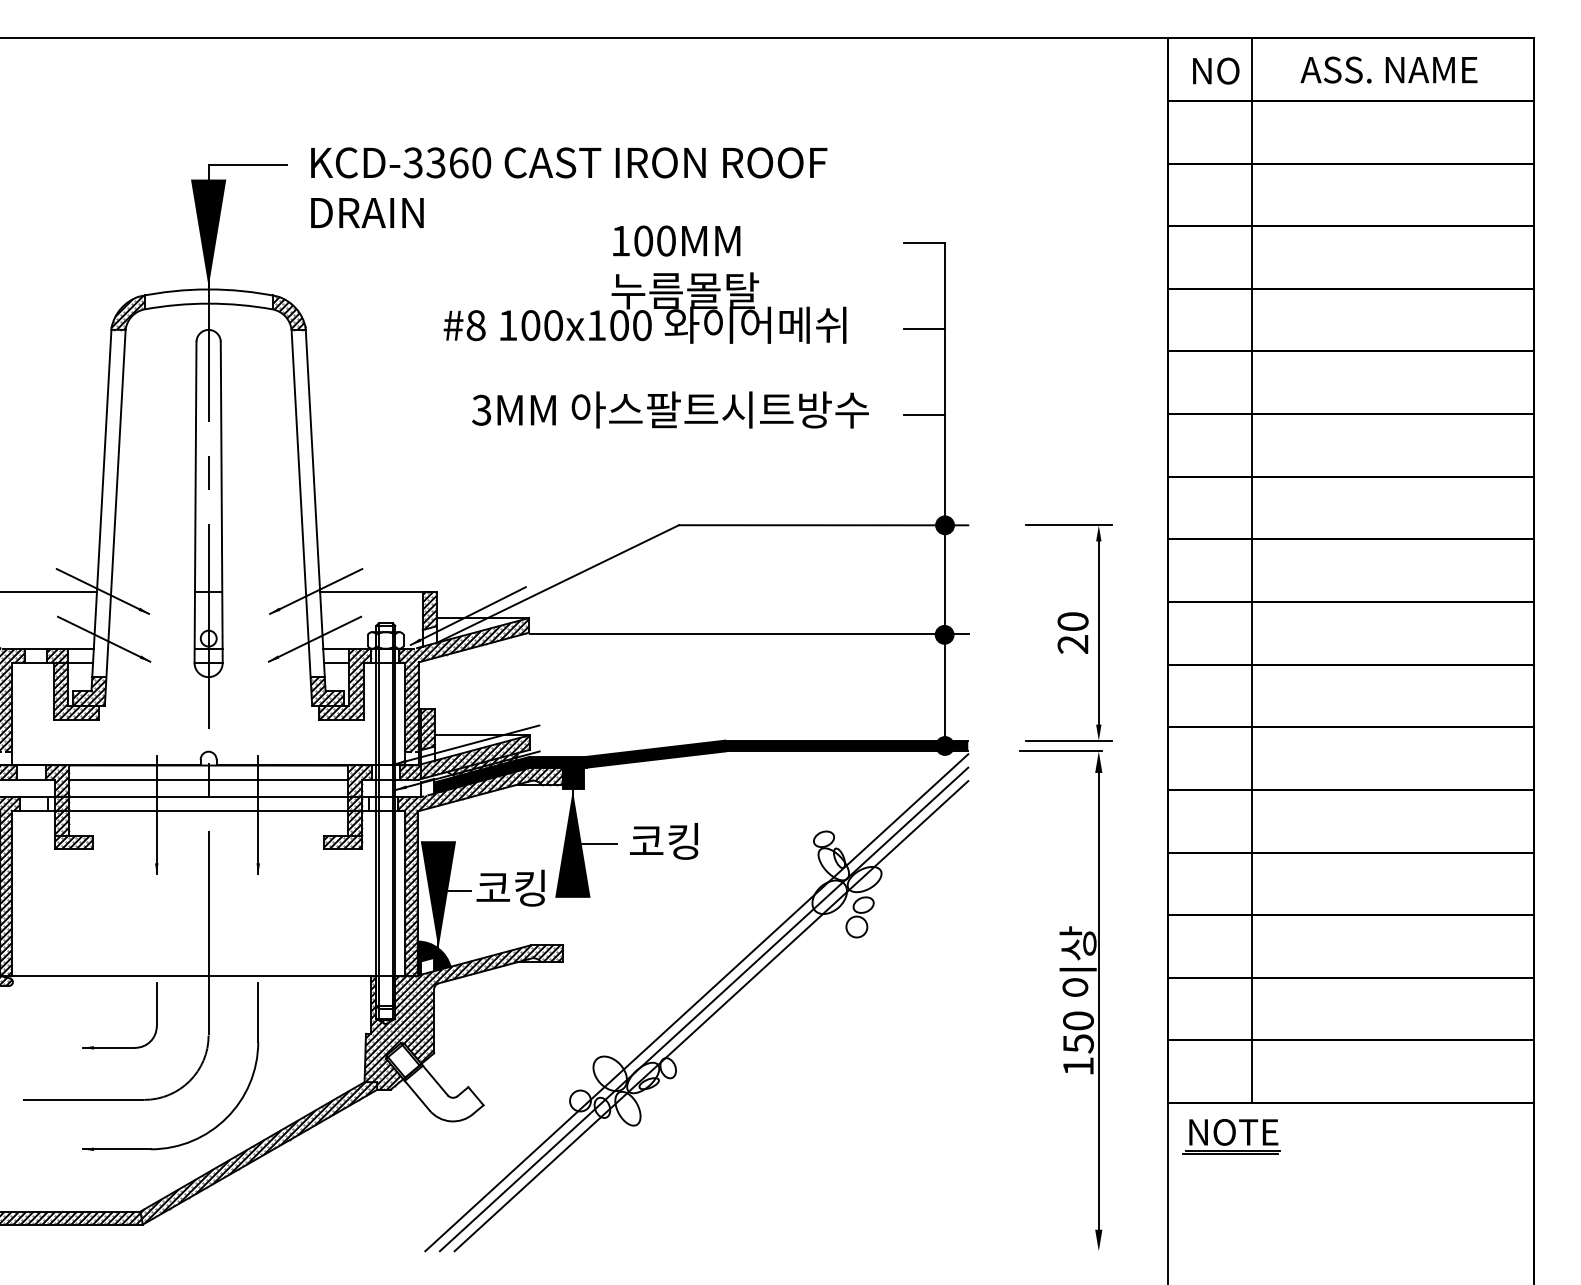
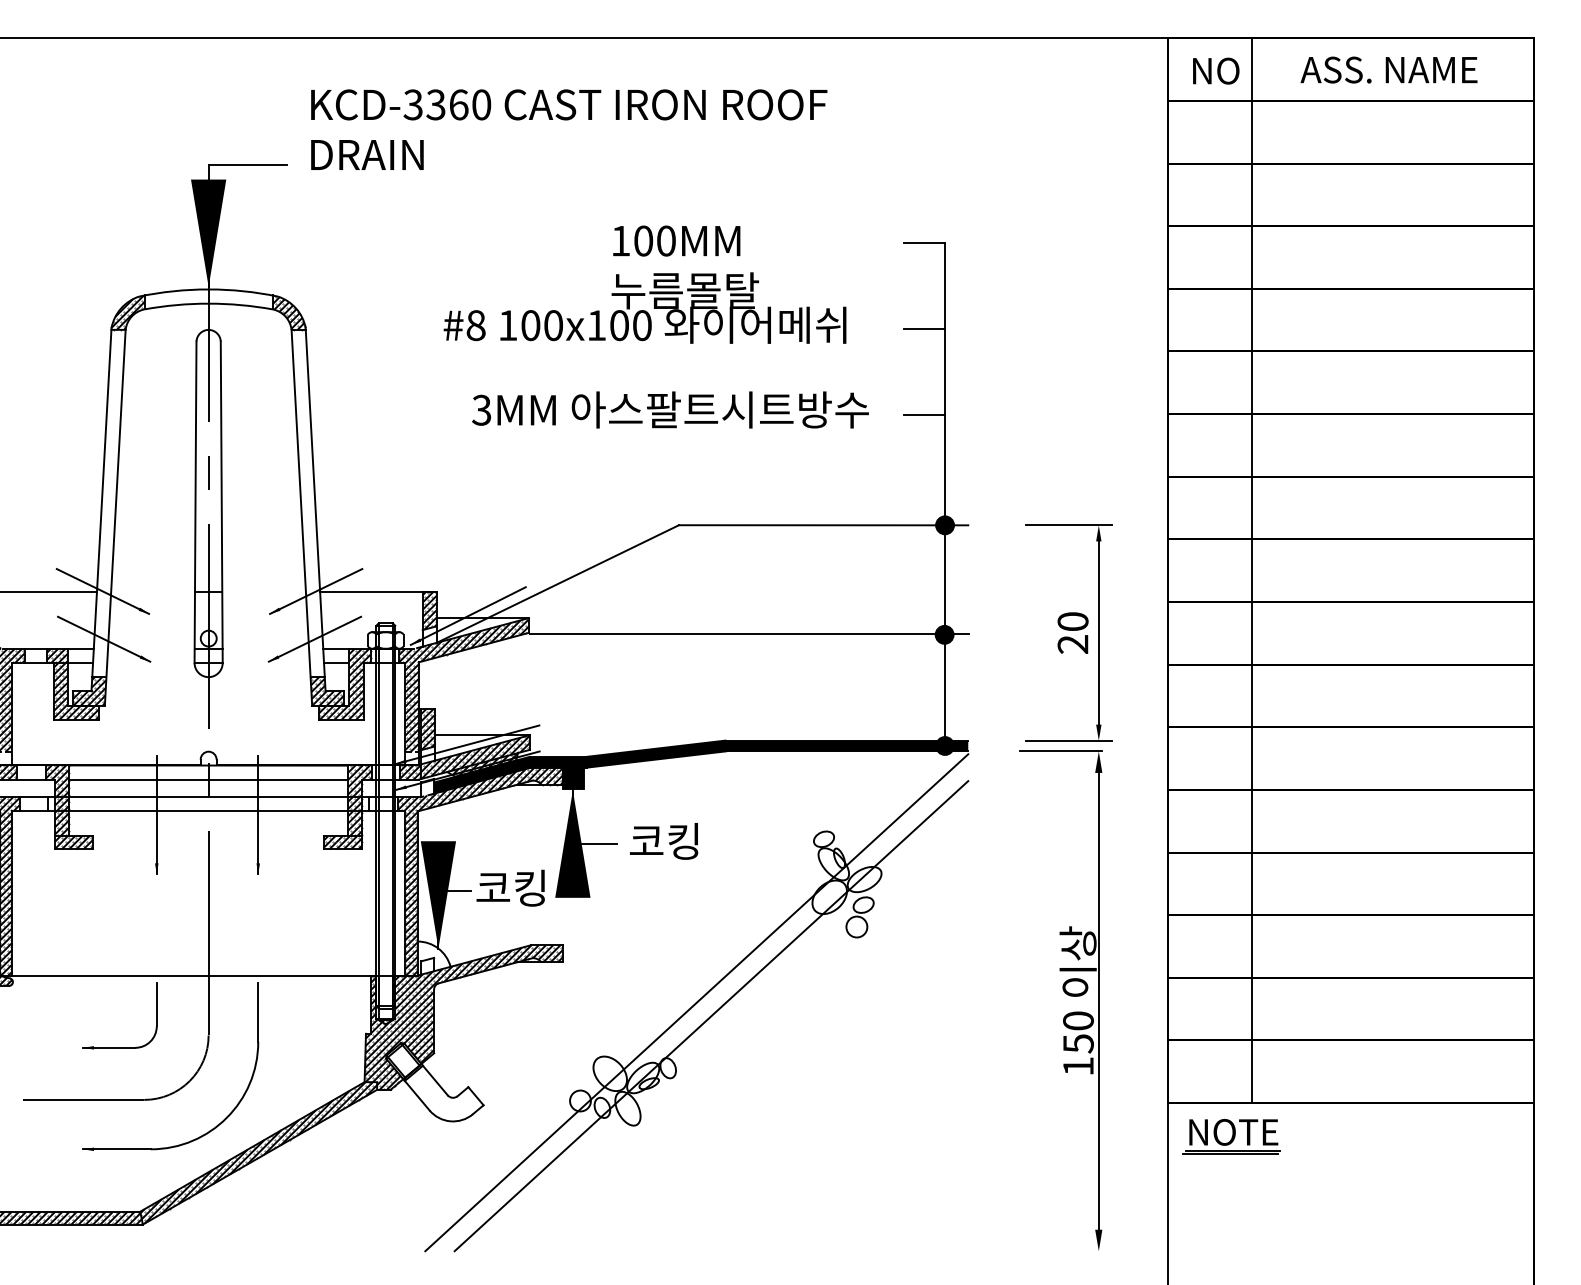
text position: (569, 187) -> (569, 129) (569, 129)
fill: present -> none (433, 958)
line: present -> none (703, 1009)
